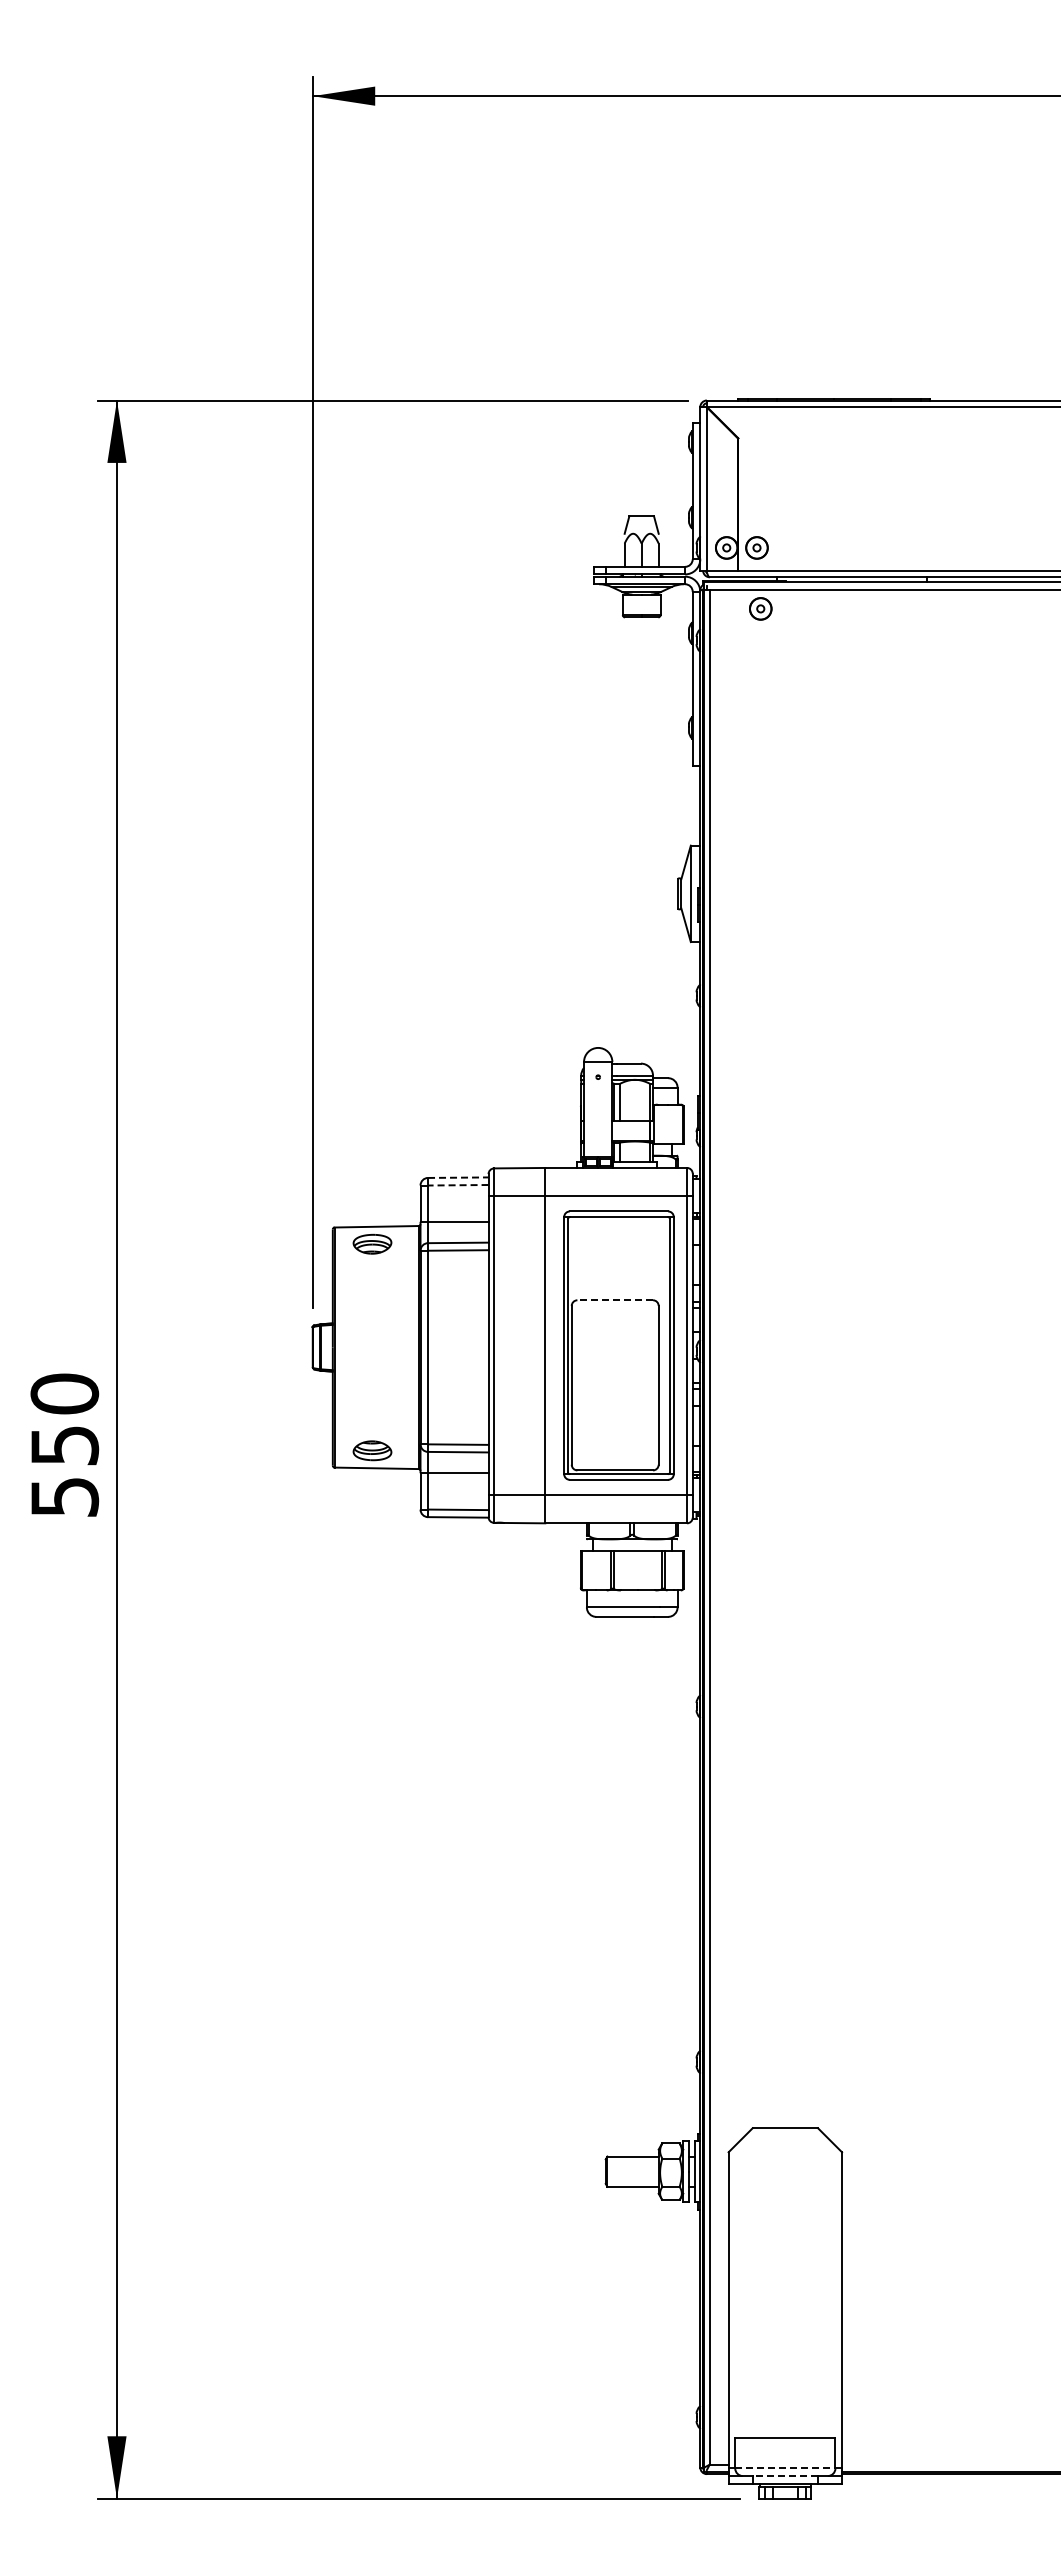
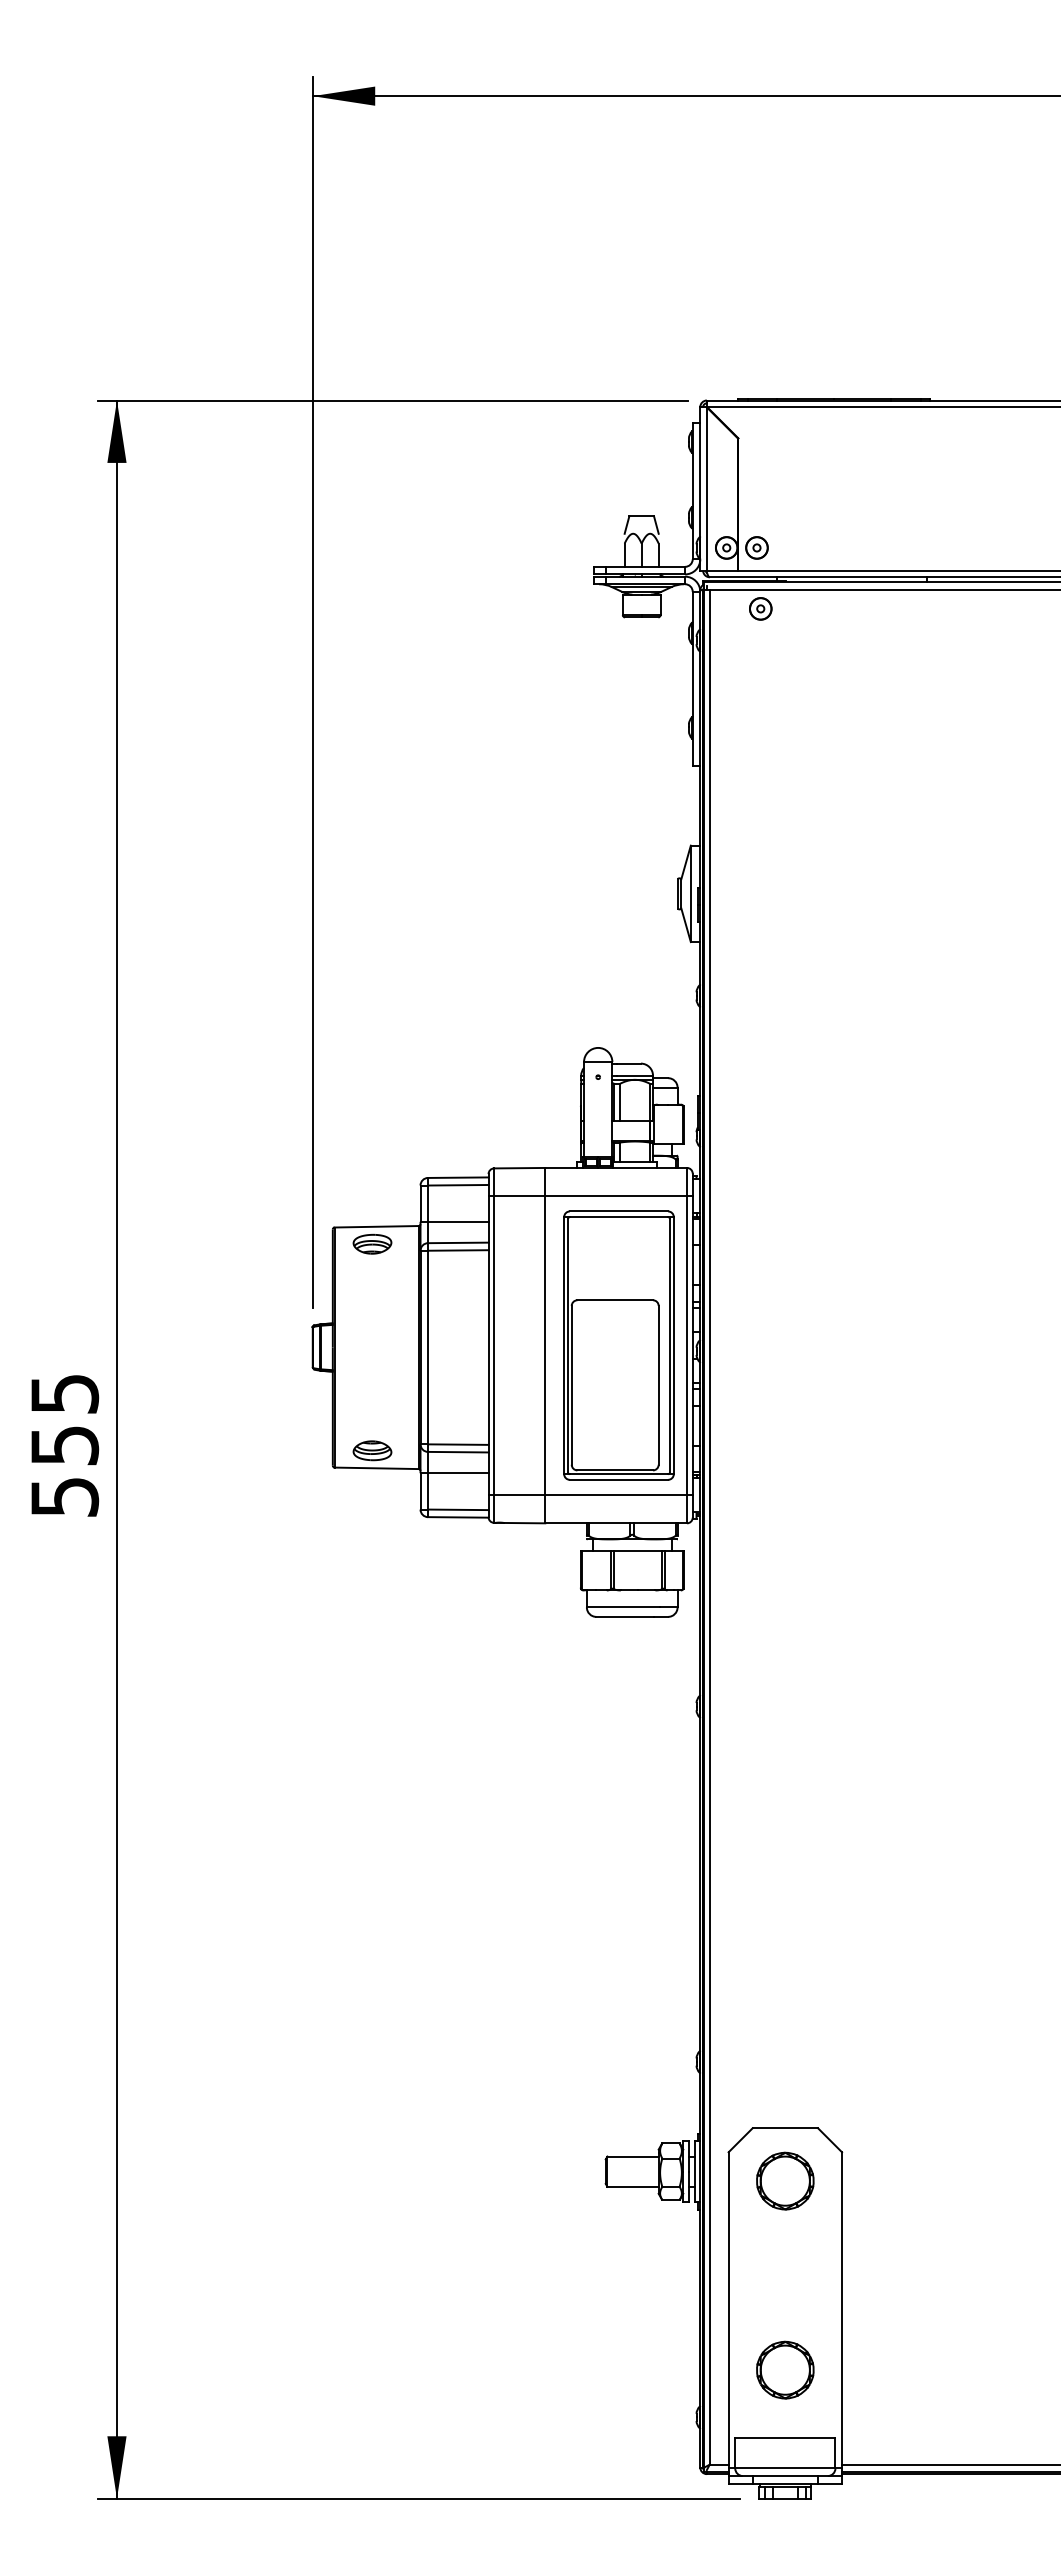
line: dashed -> solid (458, 1177)
line: dashed -> solid (457, 1185)
line: dashed -> solid (615, 1300)
text: 550 -> 555 (64, 1393)
part: none -> present (785, 2180)
part: none -> present (785, 2369)
line: none -> present (949, 2464)
line: dashed -> solid (785, 2468)
line: dashed -> solid (785, 2476)
